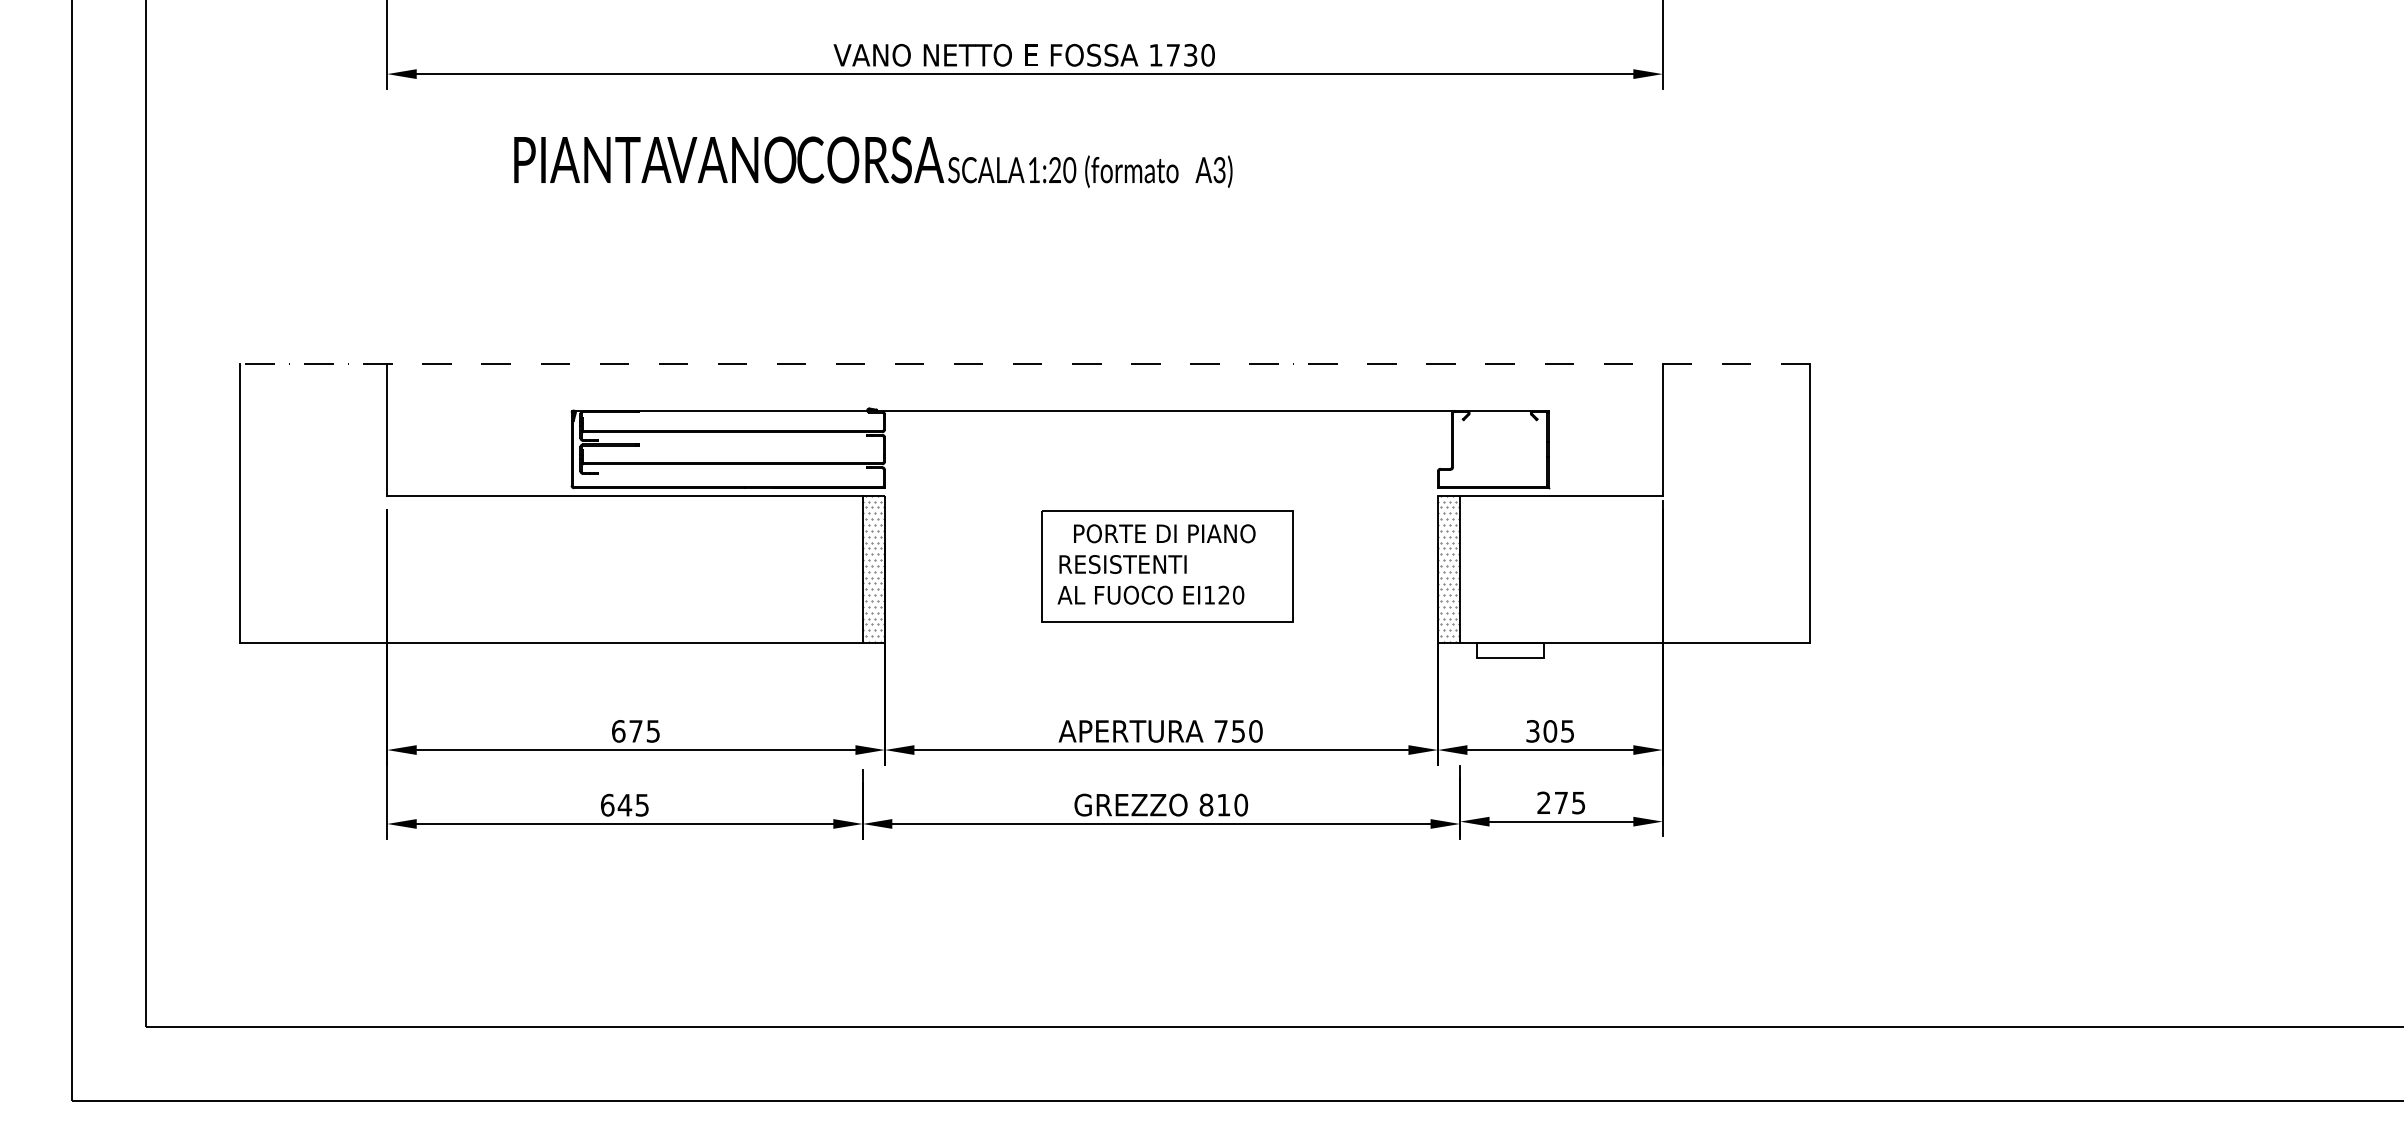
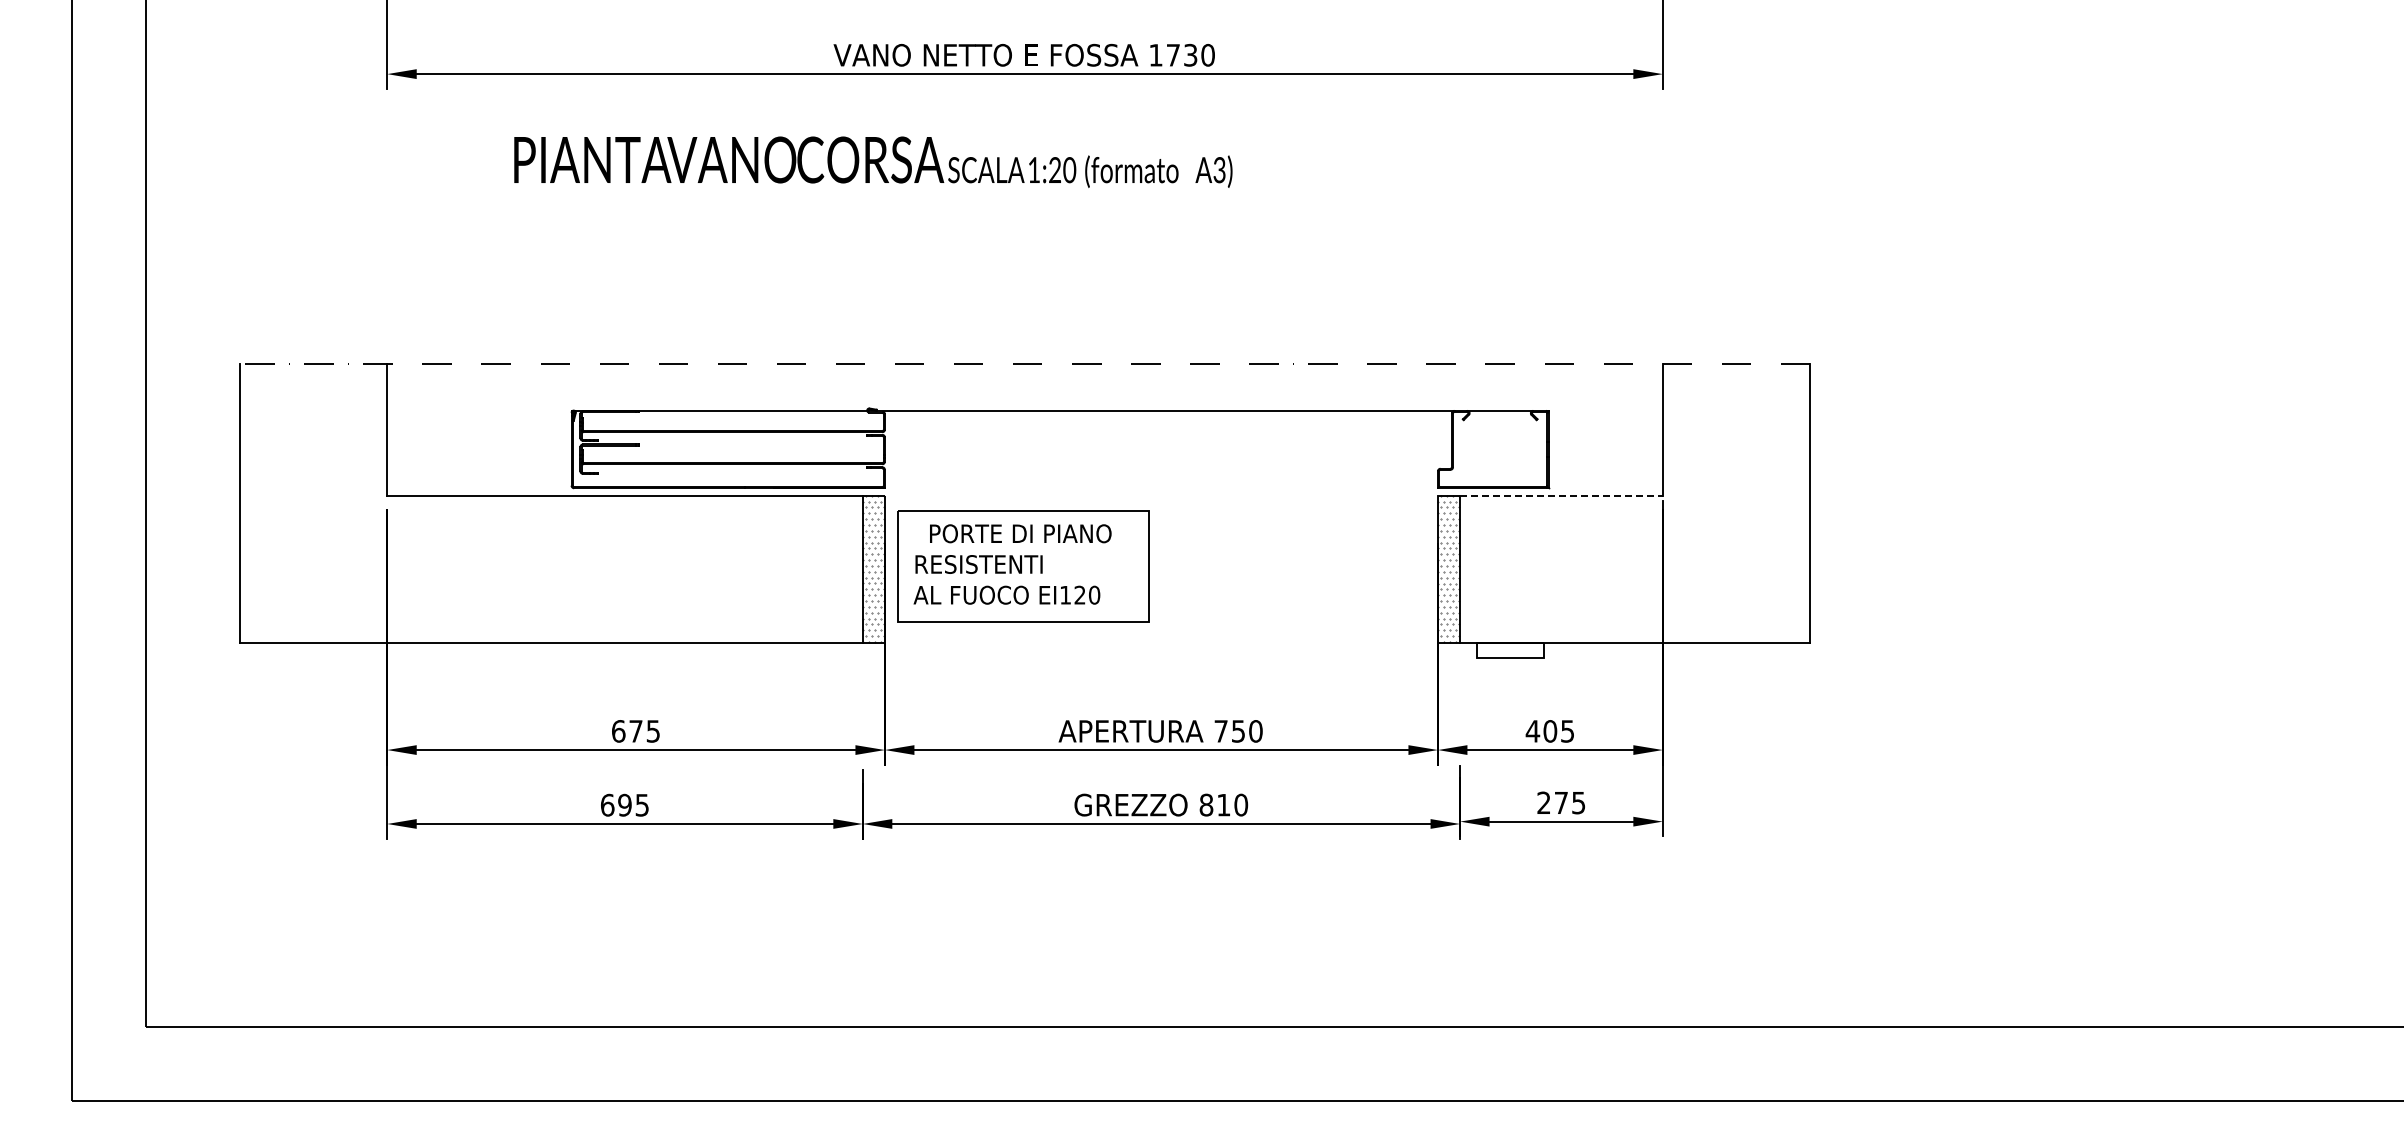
line: solid -> dashed (1561, 495)
part position: (1167, 566) -> (1023, 566) (1023, 566)
text: 305 -> 405 (1532, 731)
text: 645 -> 695 (624, 804)
